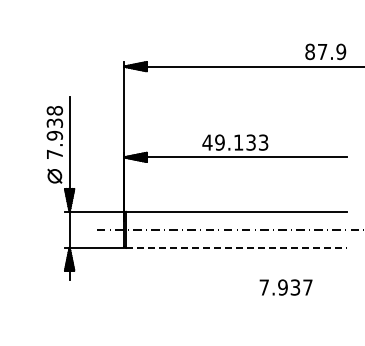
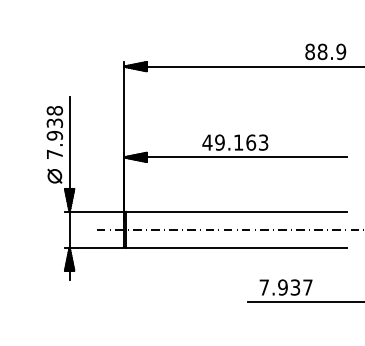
text: 87.9 -> 88.9 (322, 51)
text: 49.133 -> 49.163 (251, 142)
line: dashed -> solid (236, 247)
line: none -> present (304, 302)
